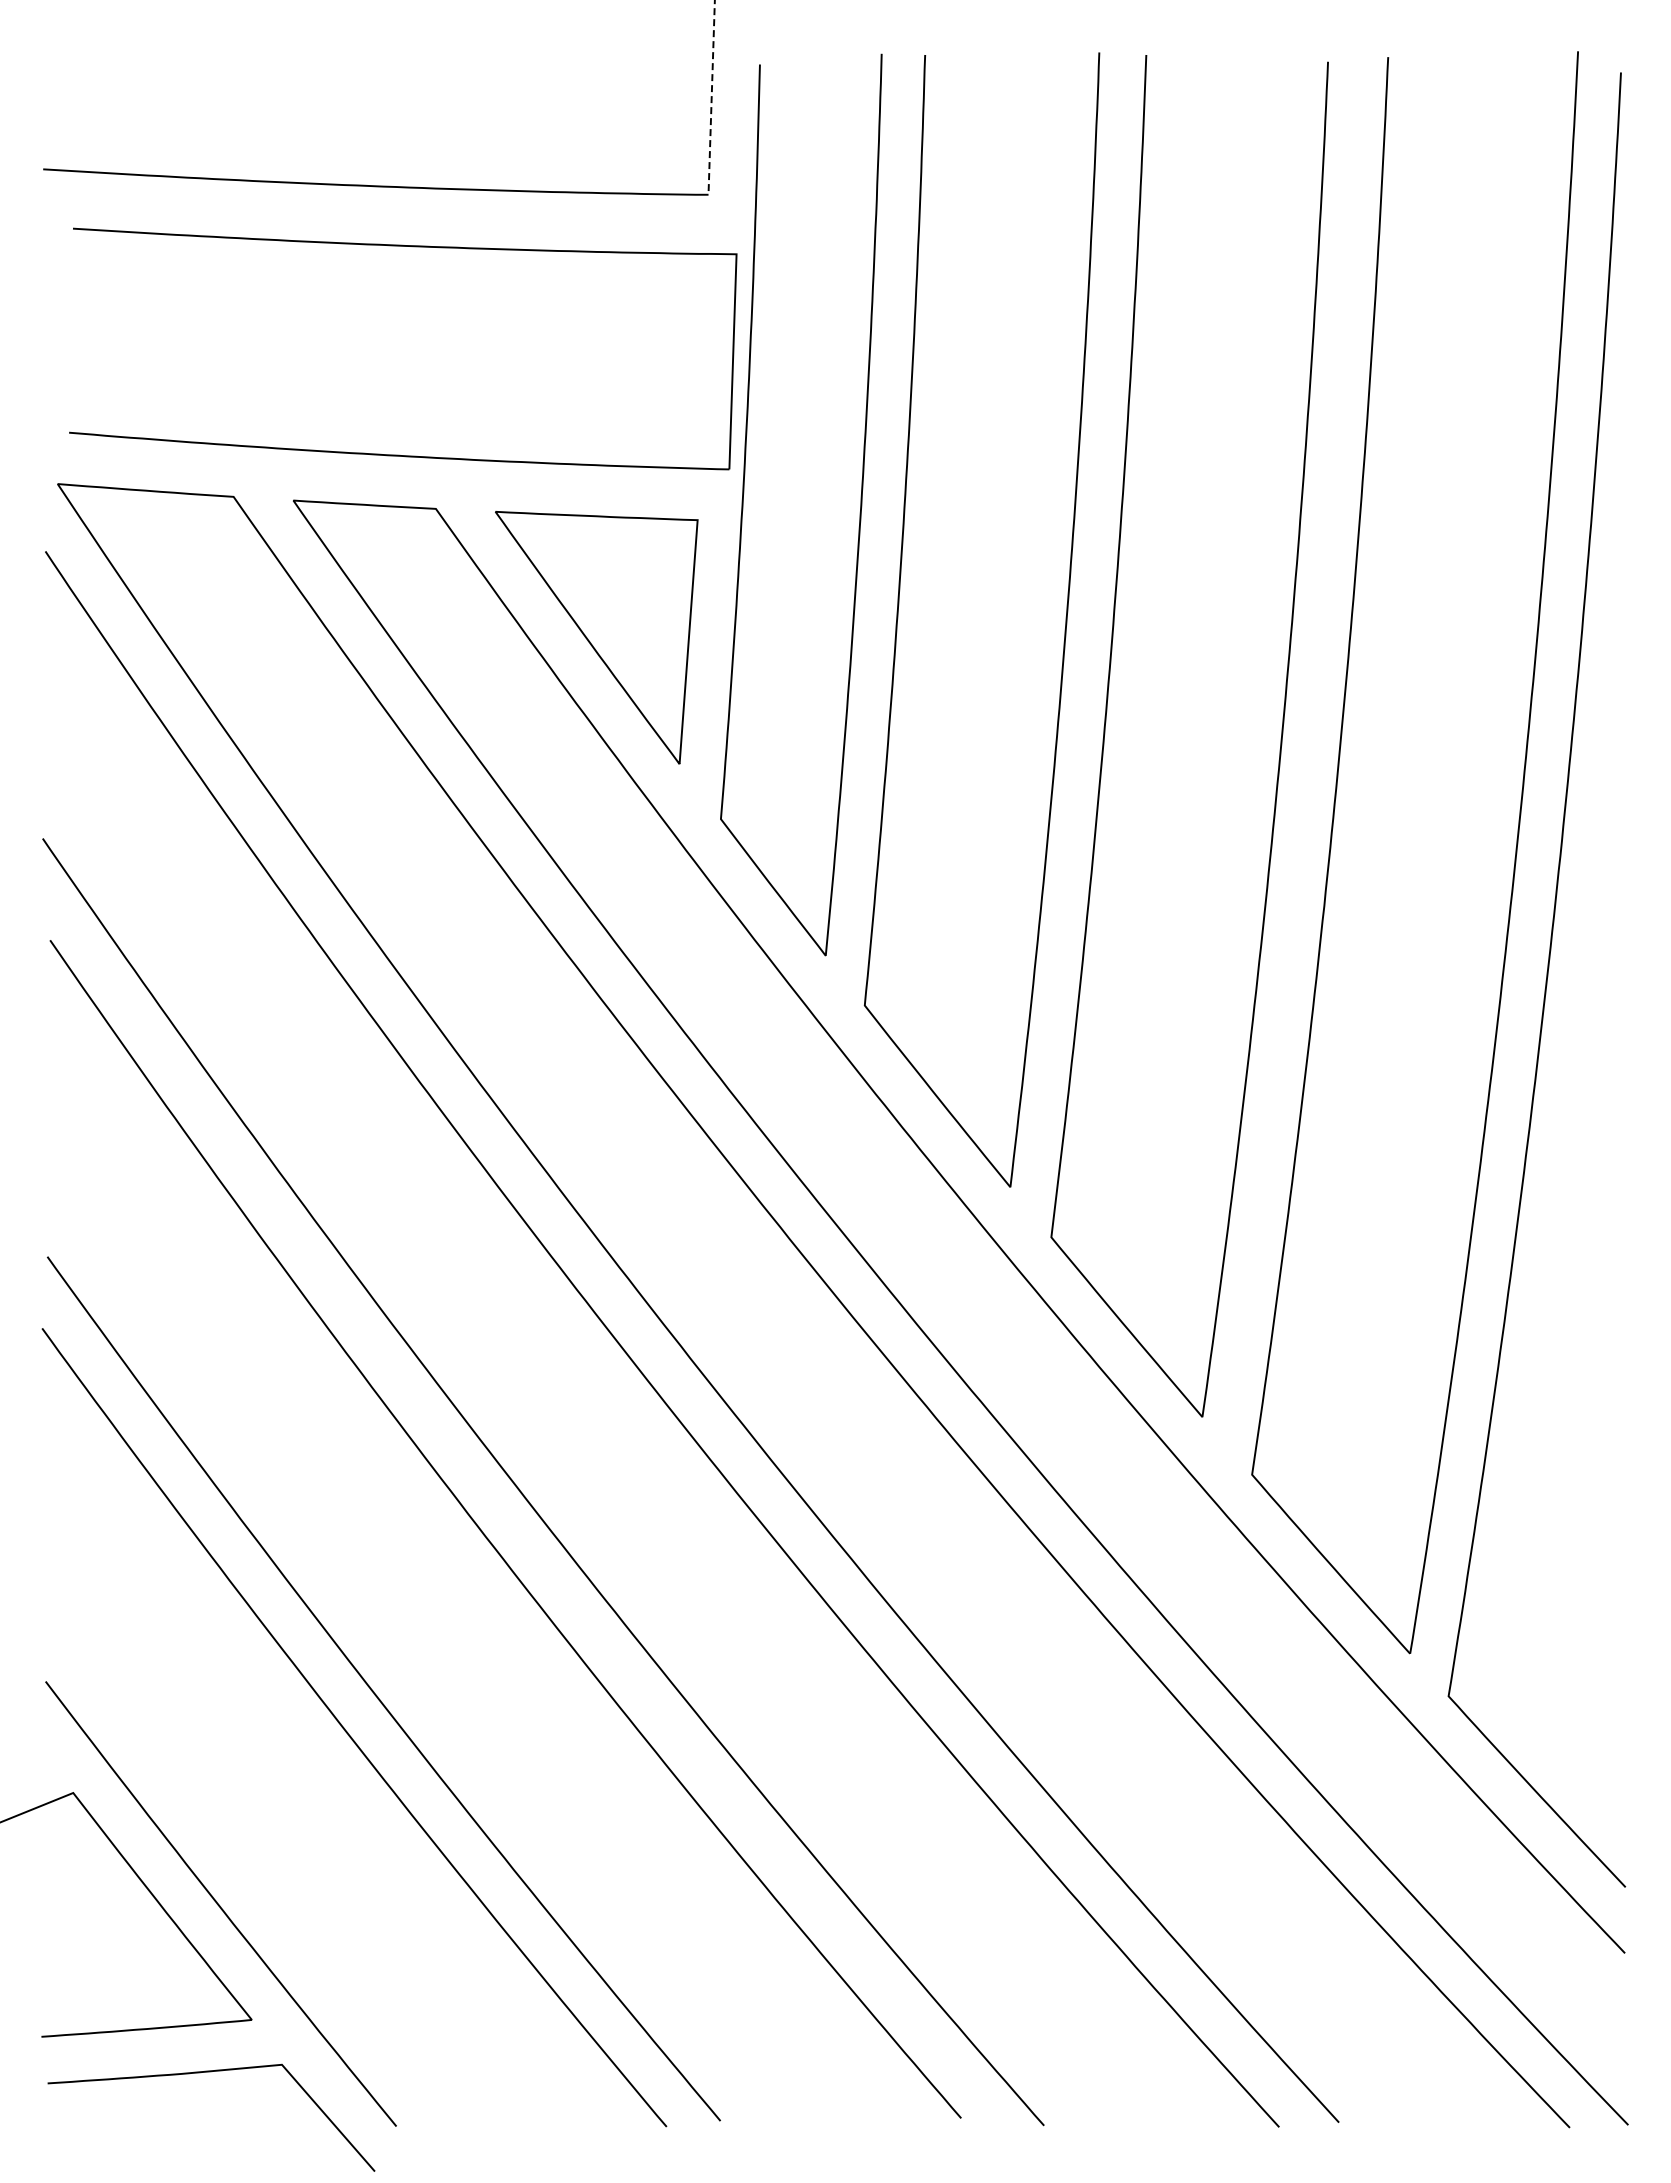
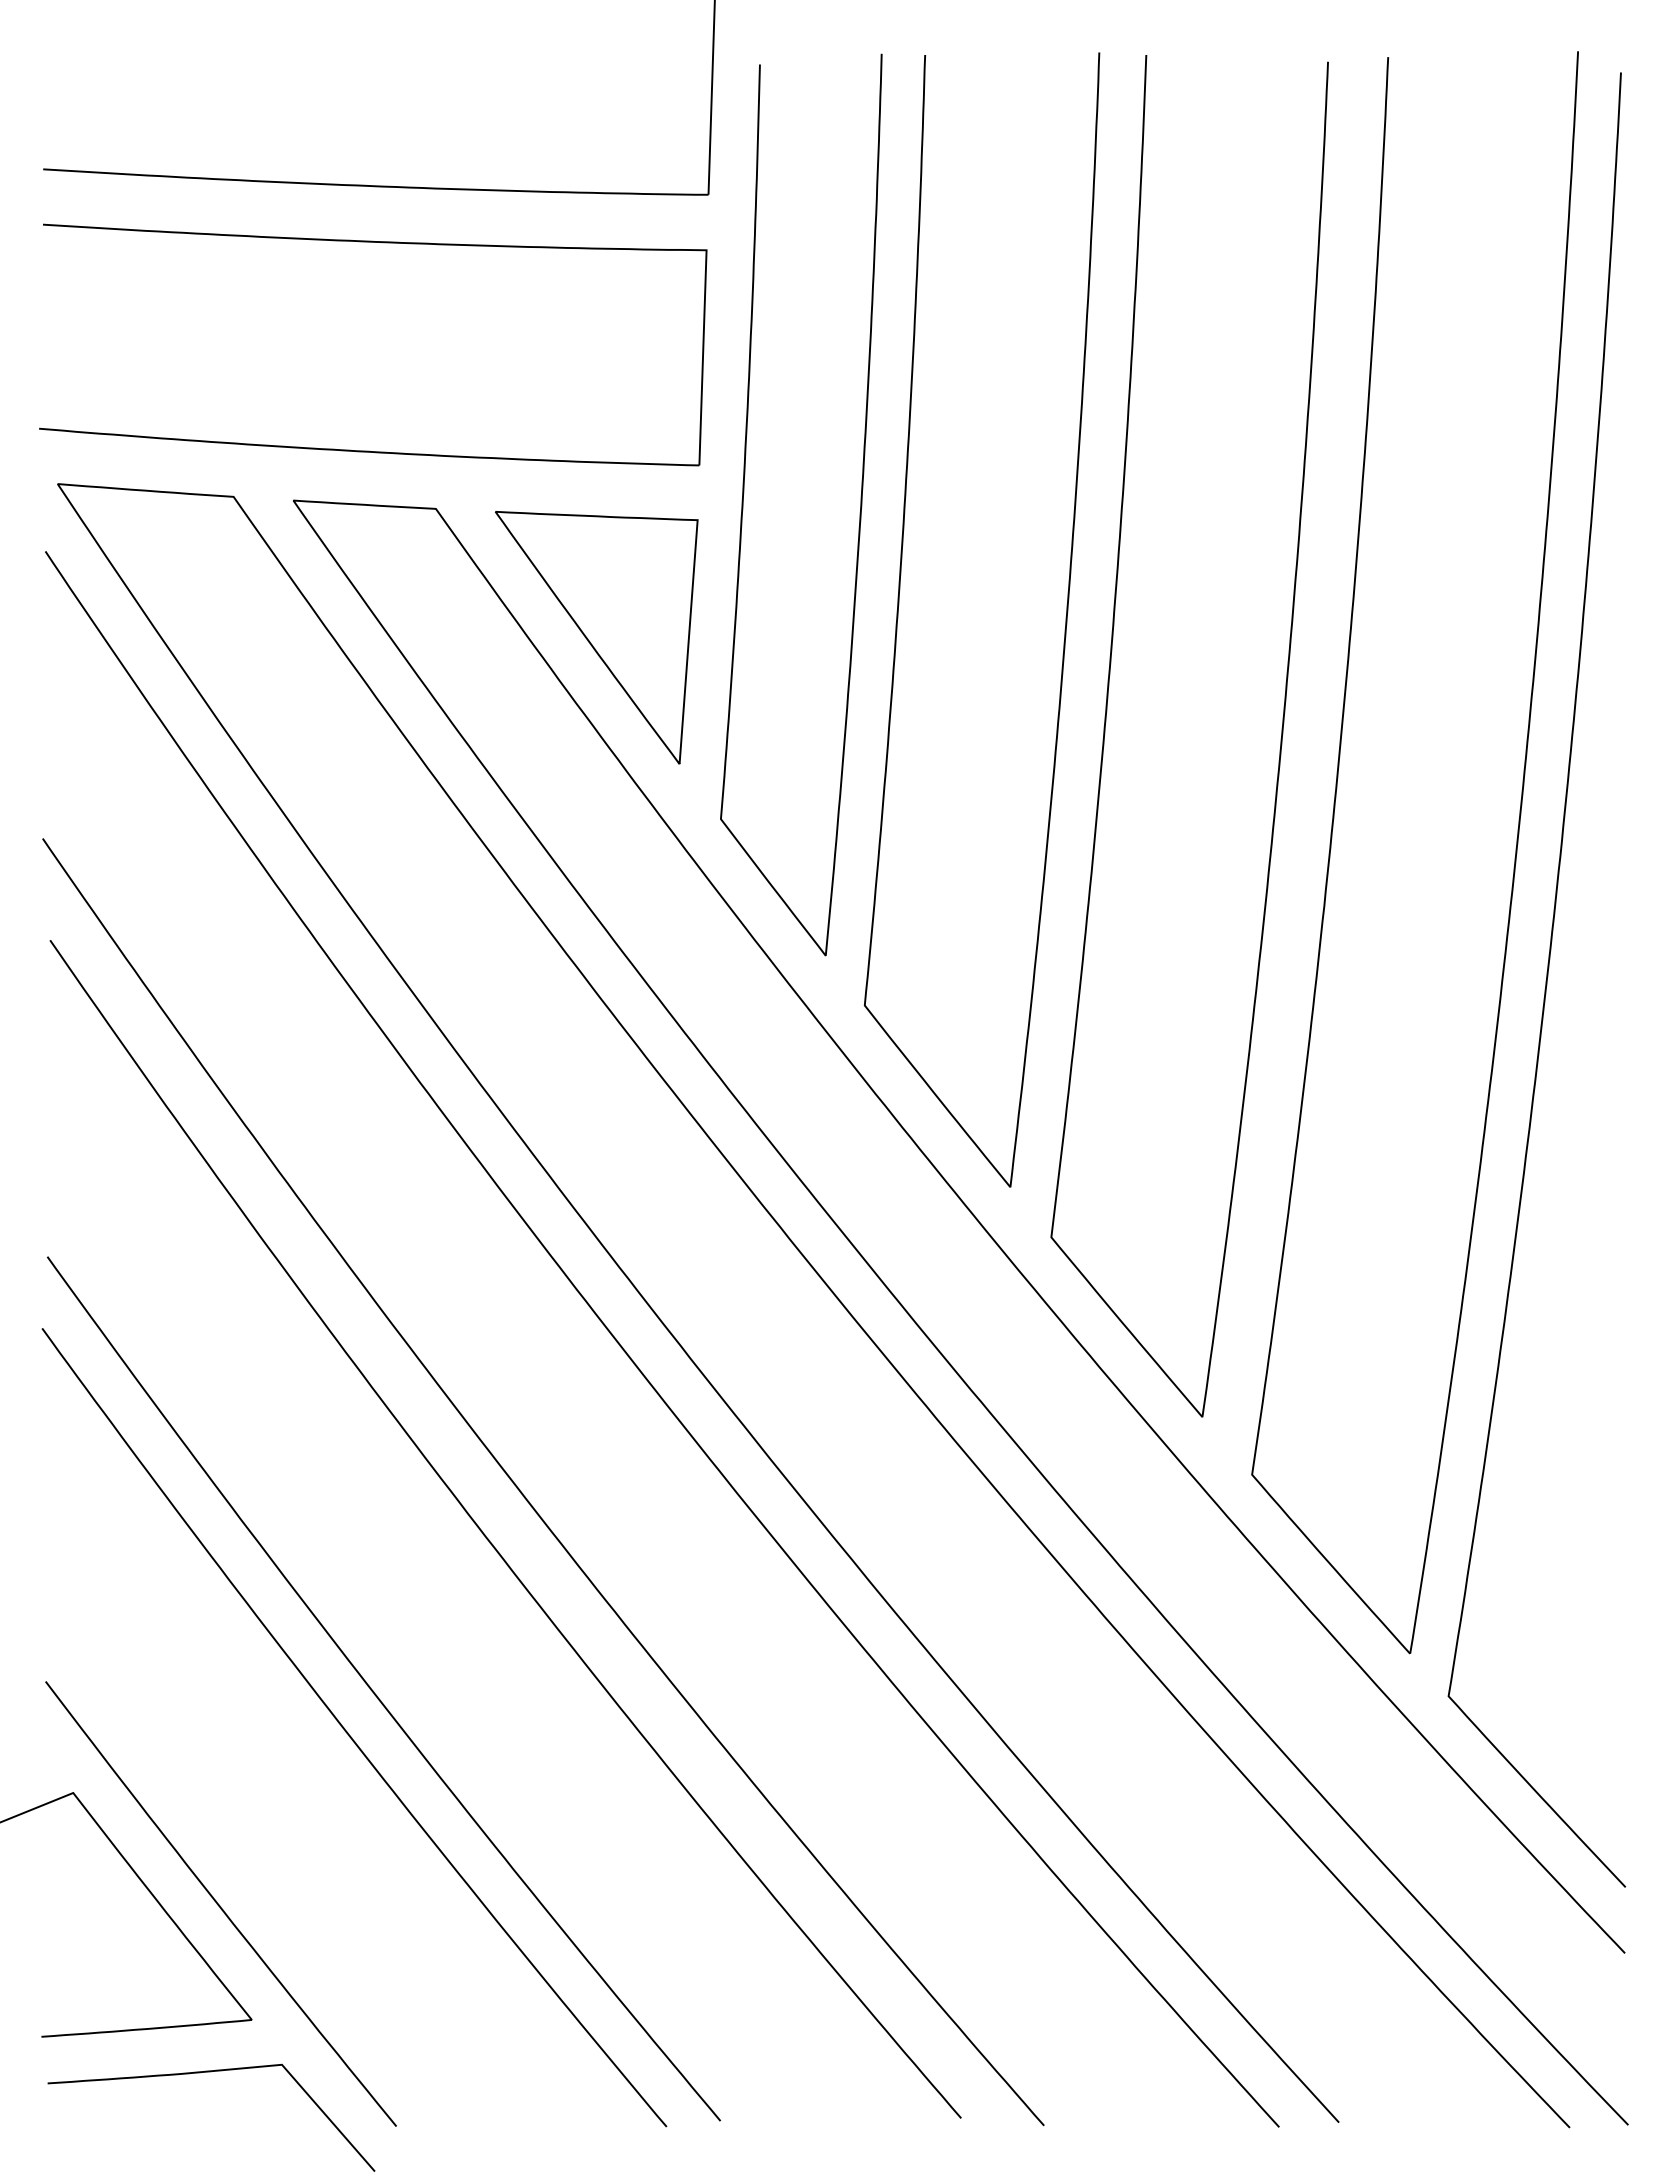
line: dashed -> solid (711, 97)
part position: (413, 247) -> (383, 243) (383, 243)
